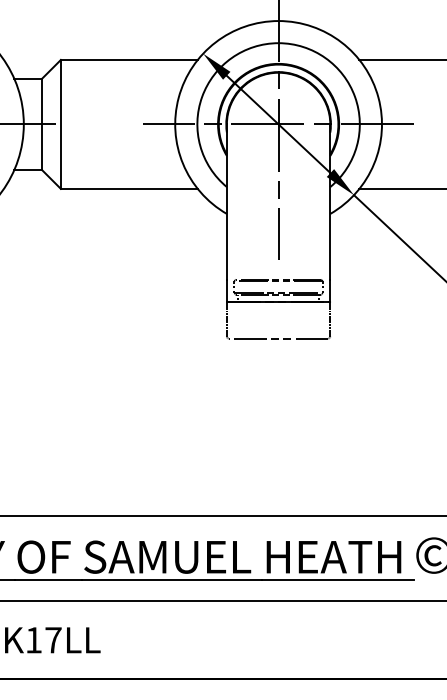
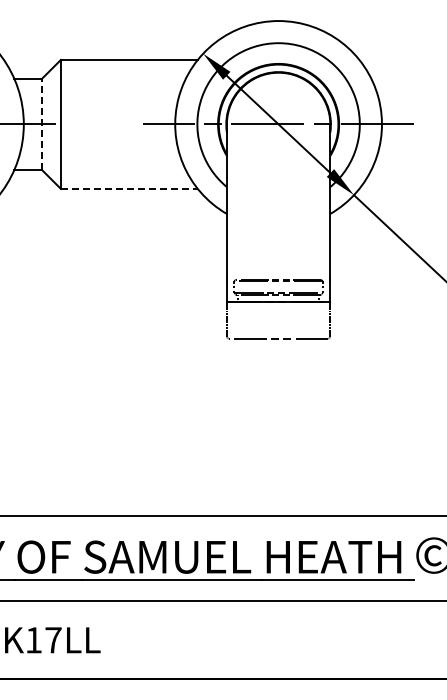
line: present -> none (401, 59)
line: solid -> dashed (42, 124)
line: present -> none (278, 131)
line: solid -> dashed (129, 188)
line: present -> none (401, 188)
